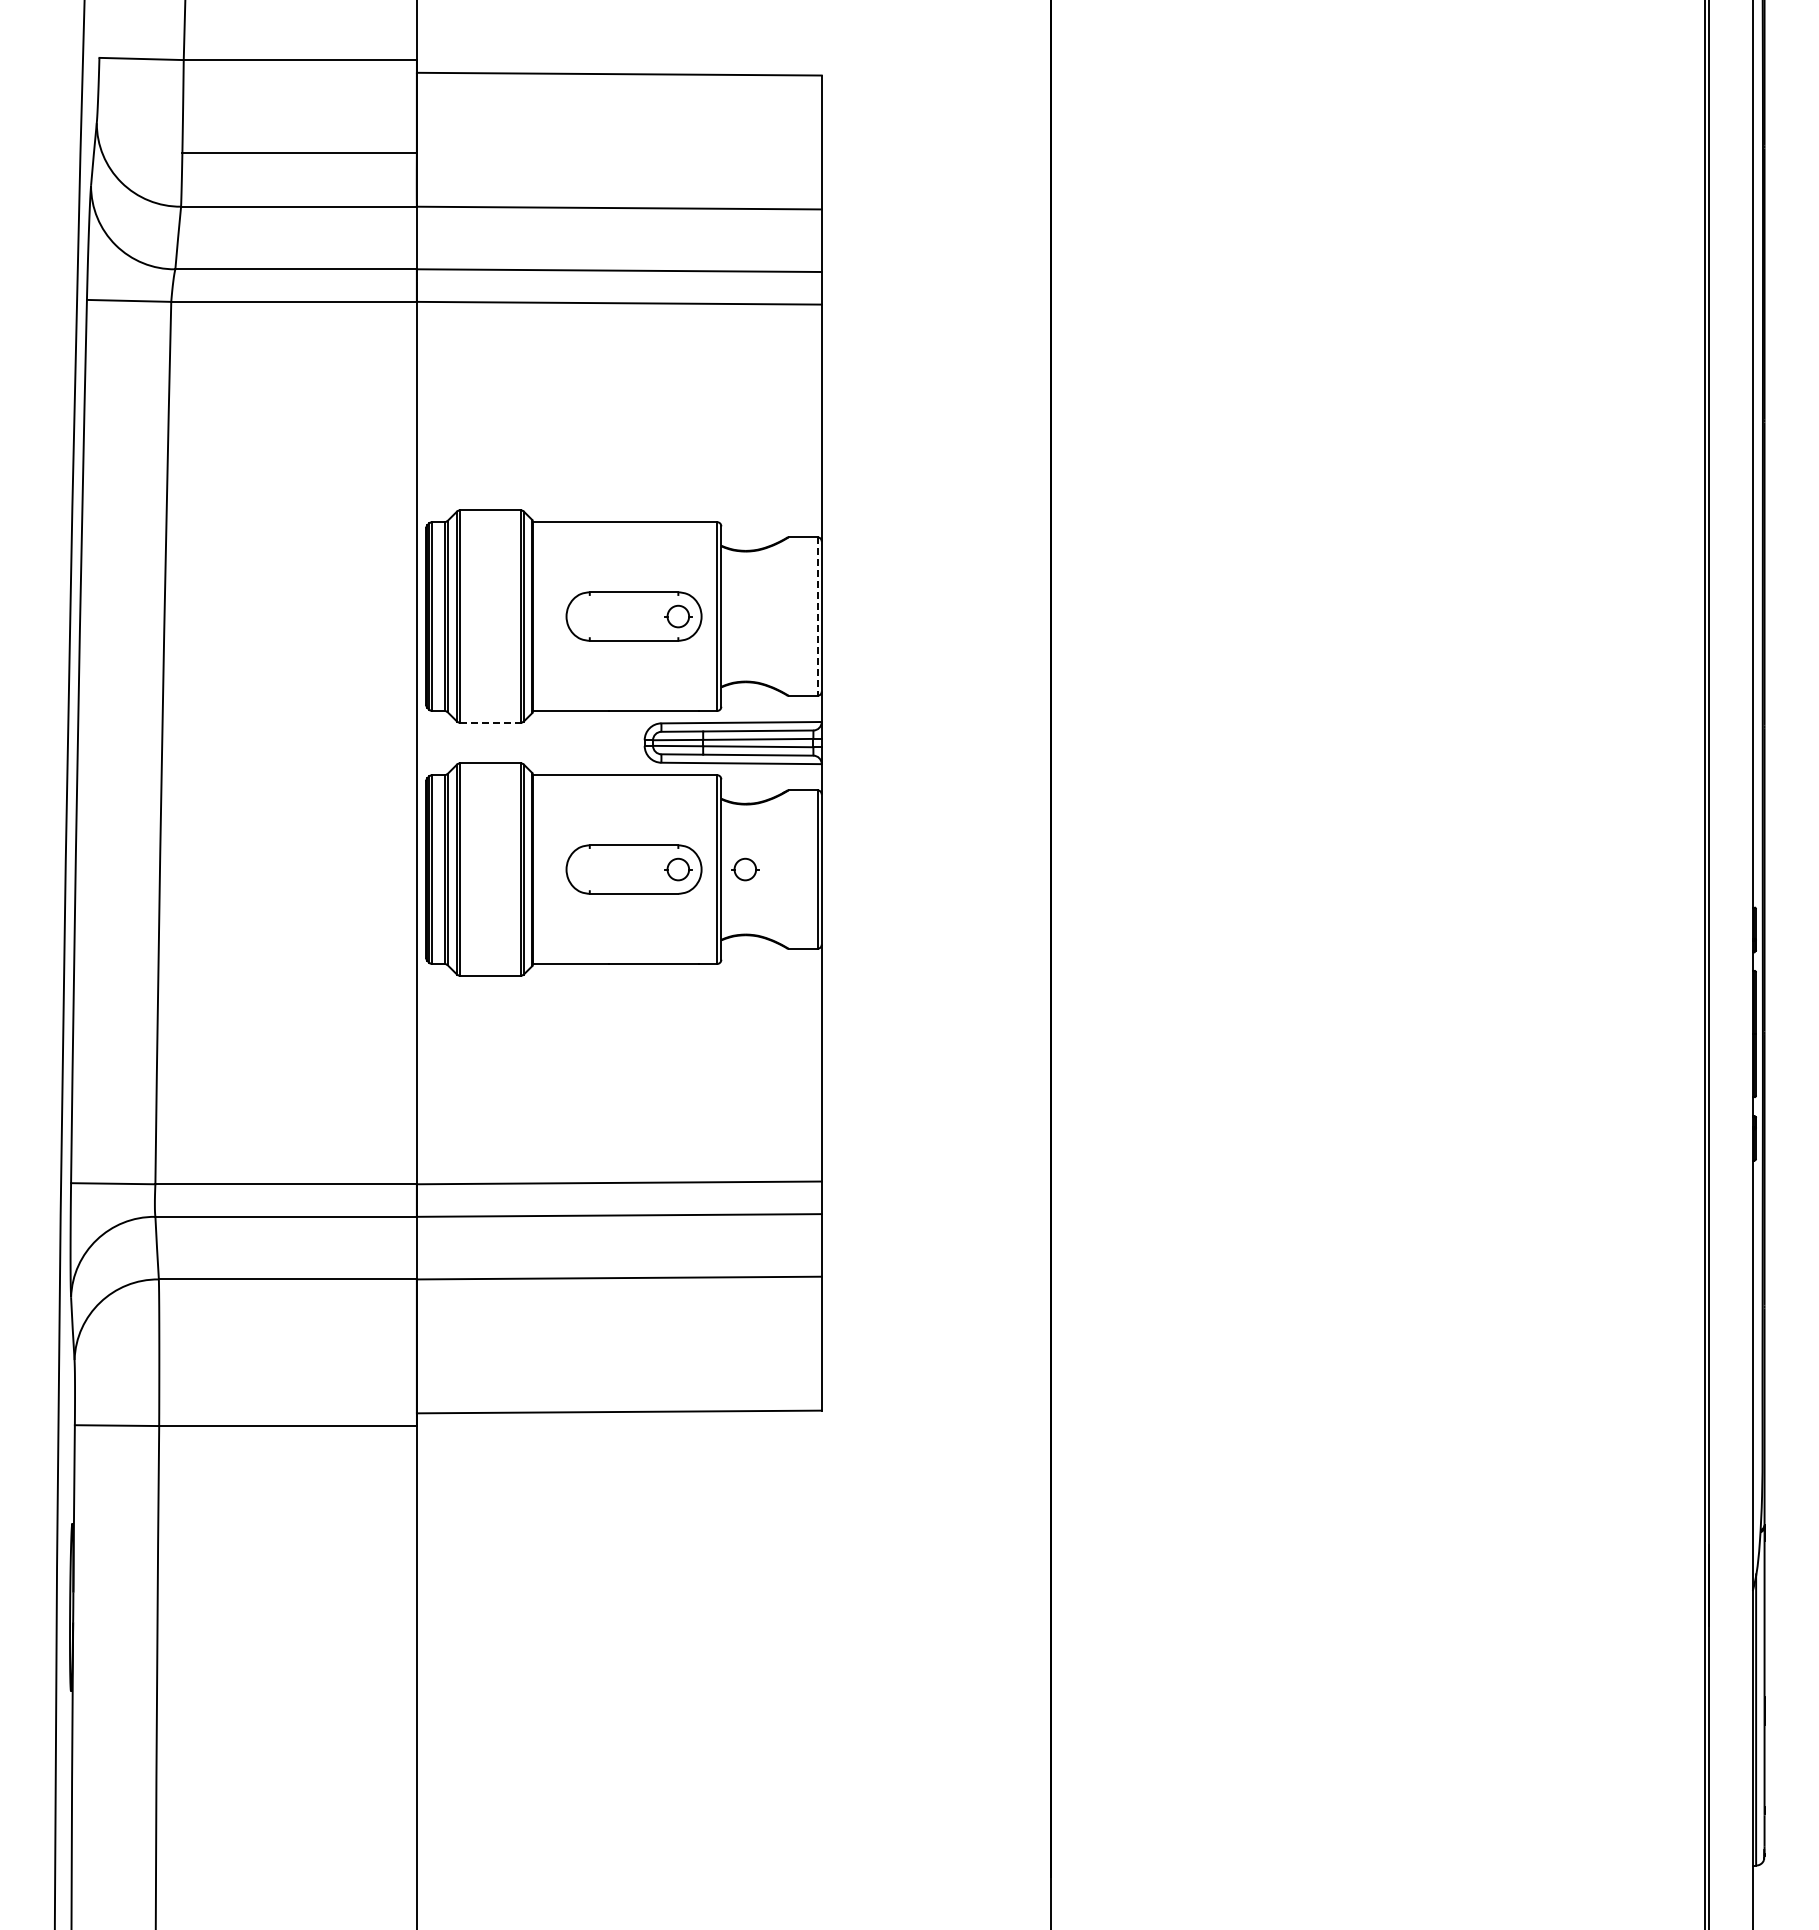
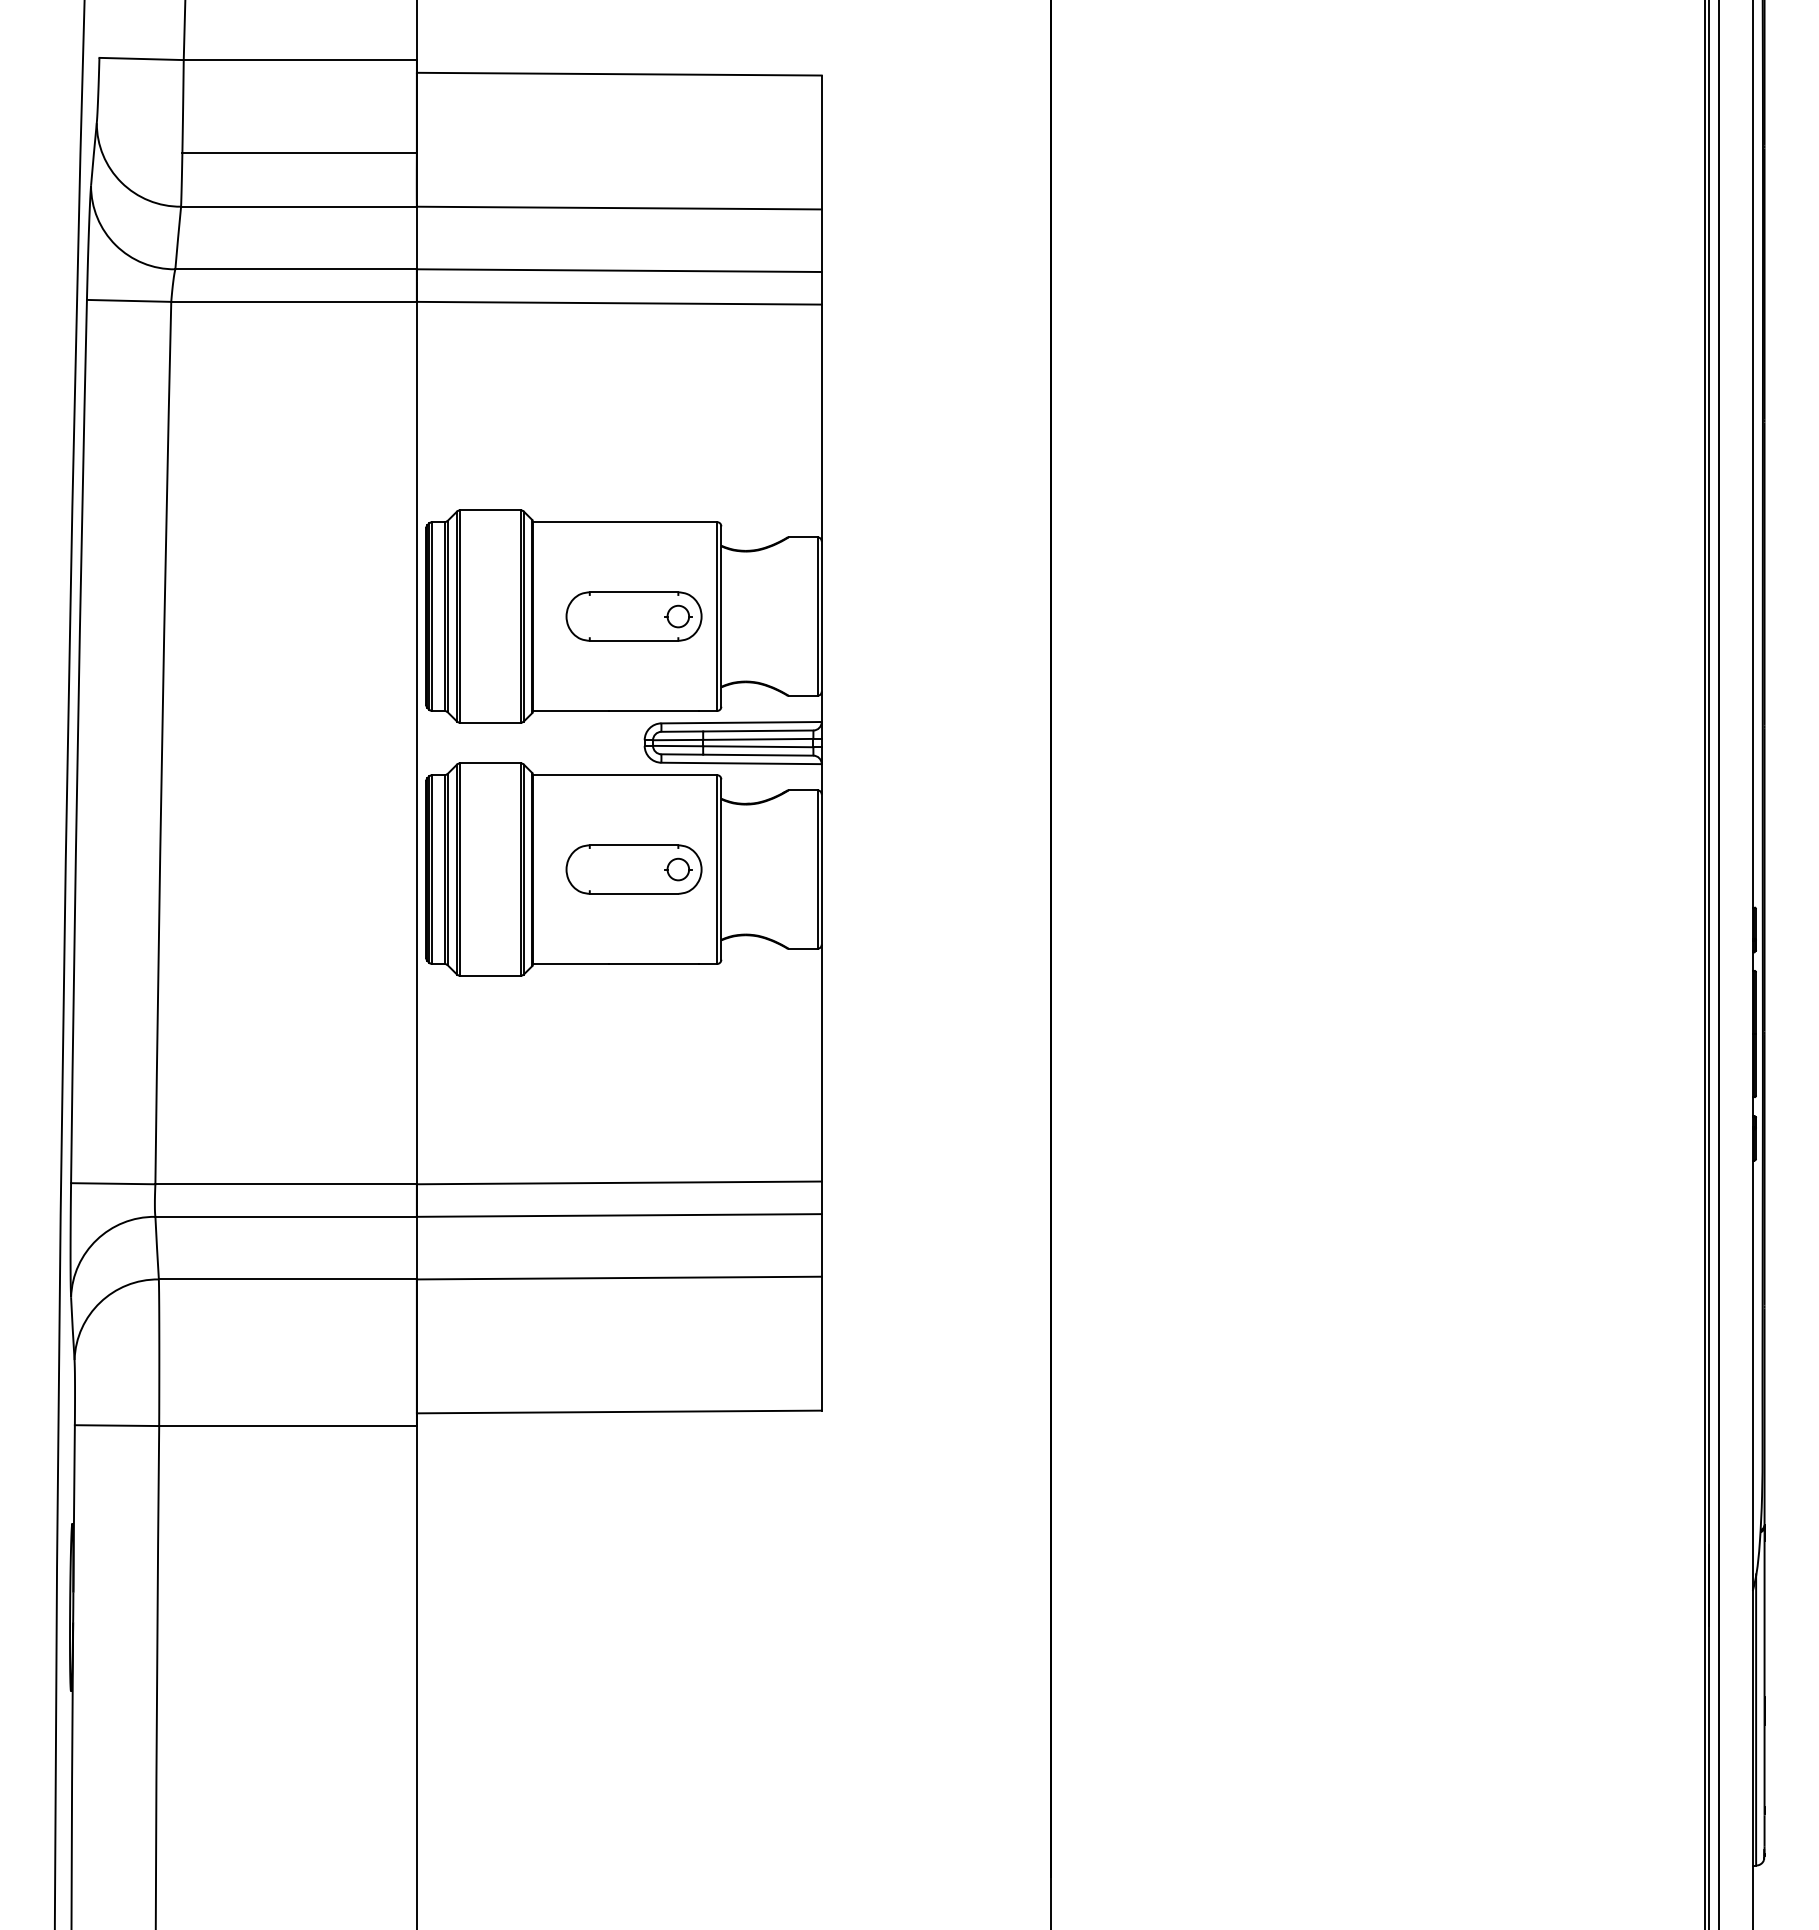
line: dashed -> solid (817, 617)
line: dashed -> solid (490, 722)
part: present -> none (745, 869)
line: none -> present (1719, 964)
